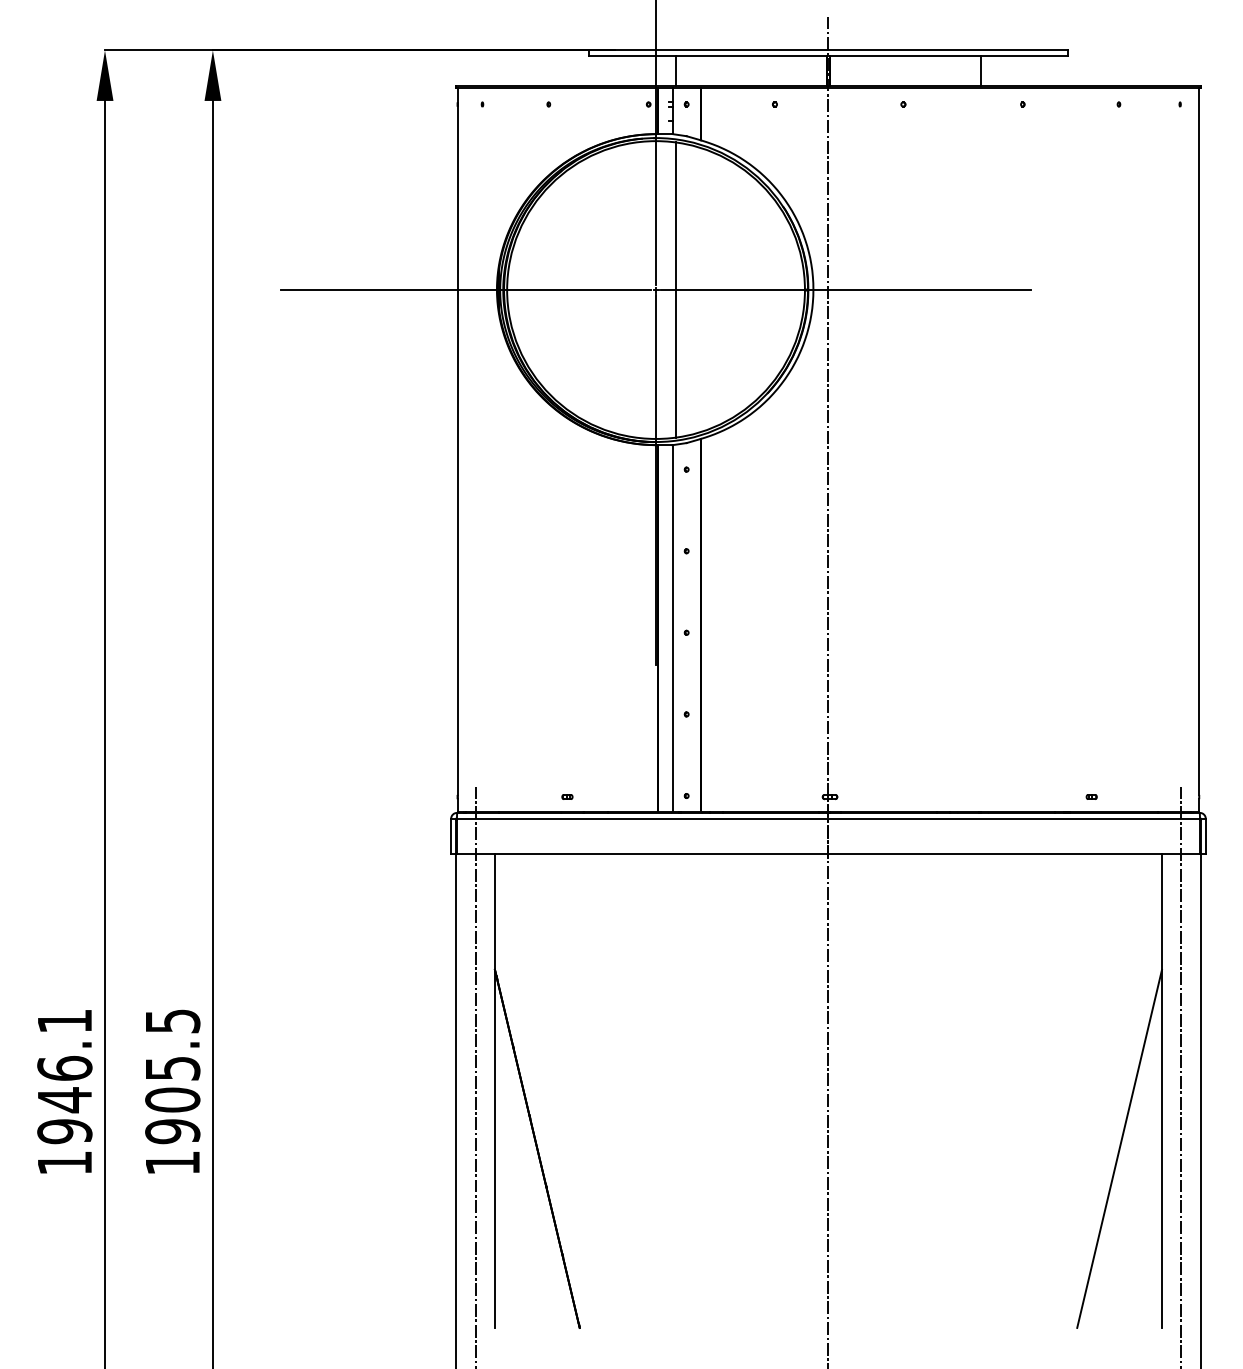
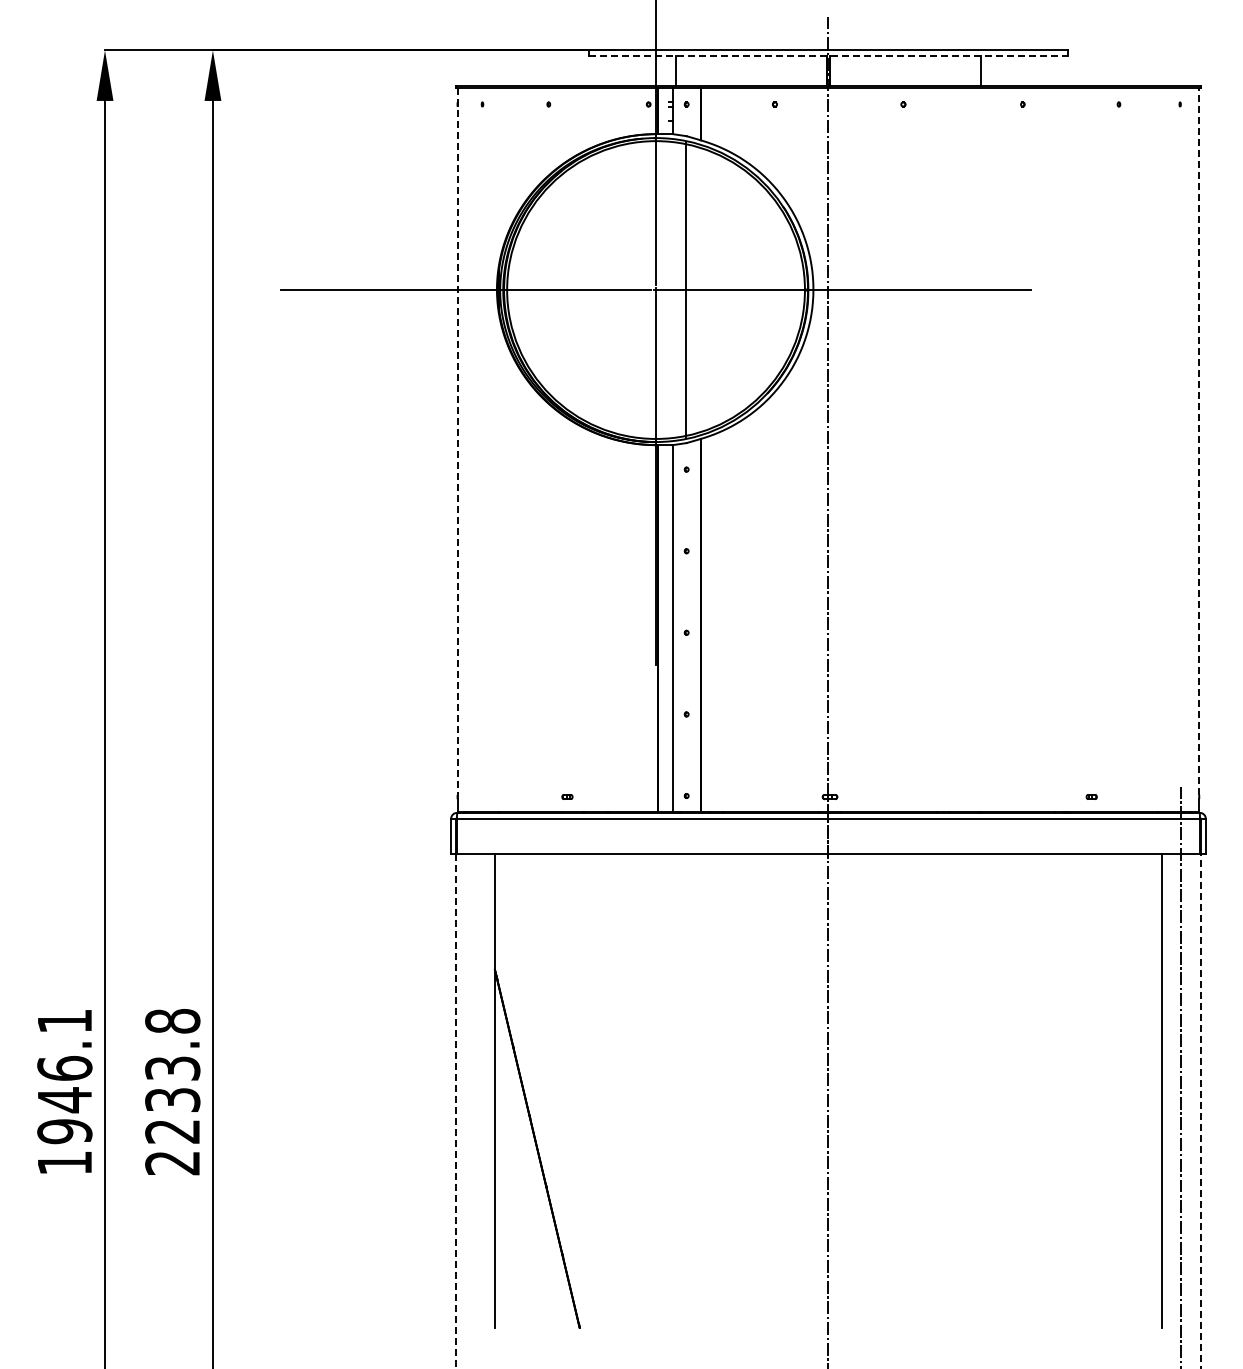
line: solid -> dashed (828, 55)
line position: (675, 289) -> (685, 289) (685, 289)
line: solid -> dashed (1199, 441)
line: solid -> dashed (457, 442)
line: present -> none (475, 1076)
text: 1905.5 -> 2233.8 (172, 1092)
line: solid -> dashed (1200, 1110)
line: solid -> dashed (456, 1111)
line: present -> none (1119, 1148)
